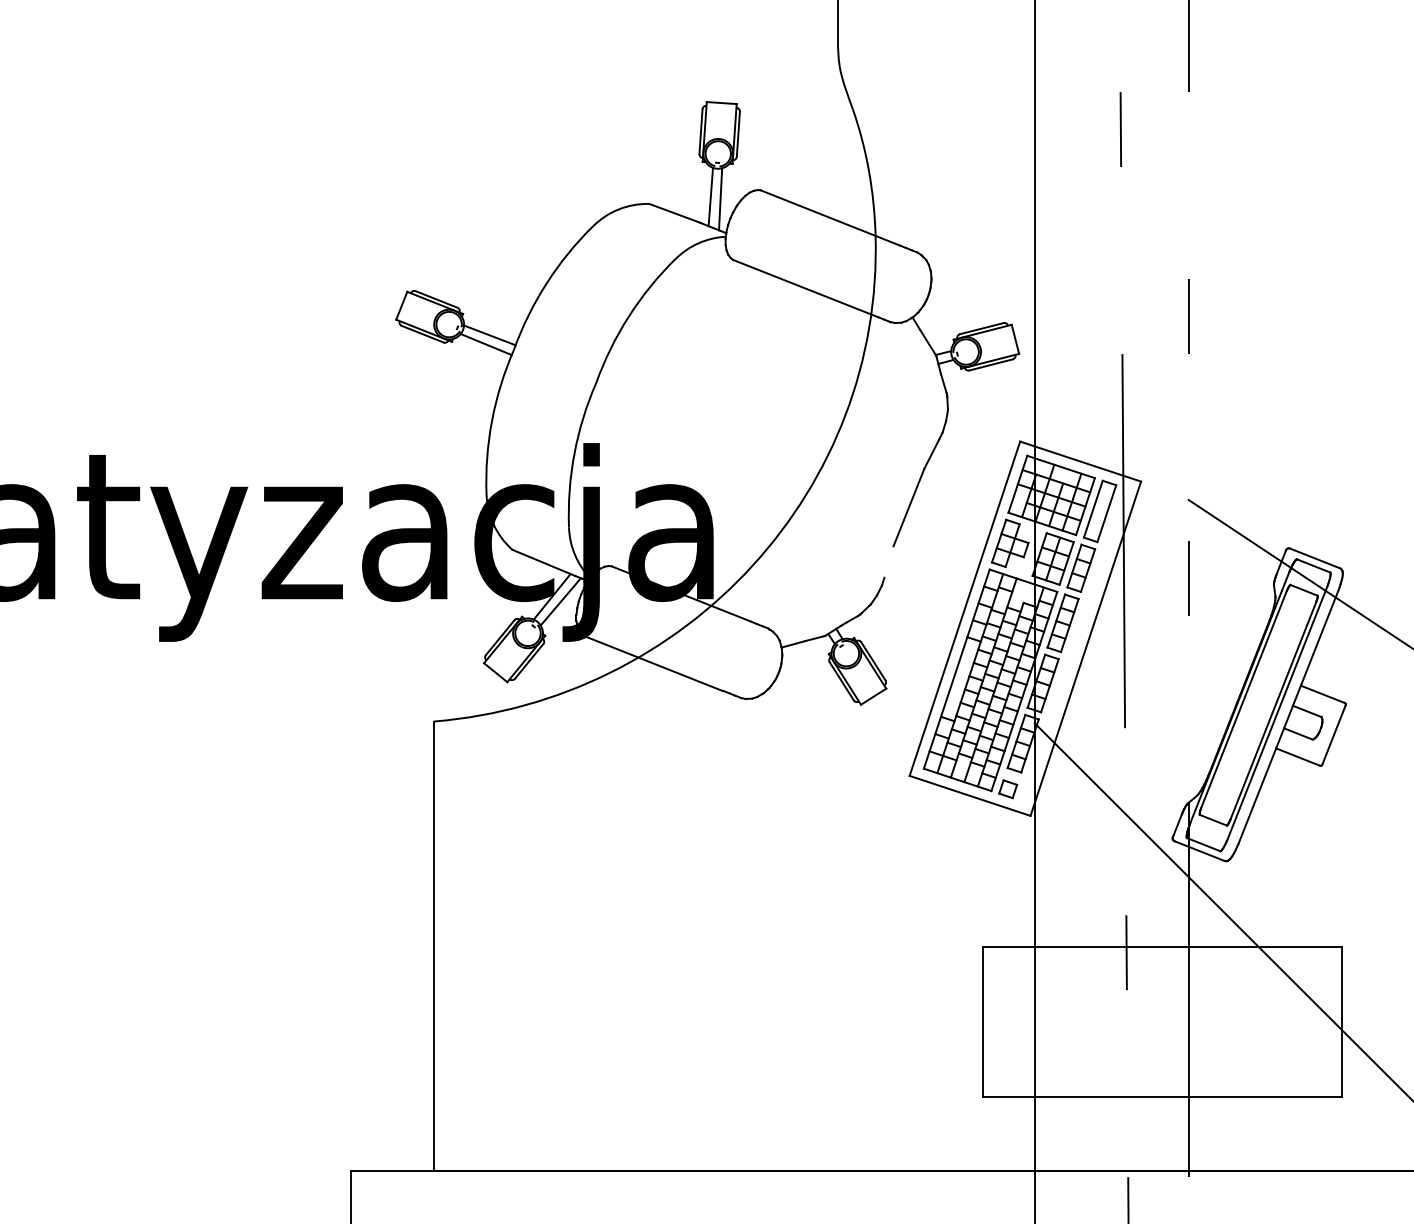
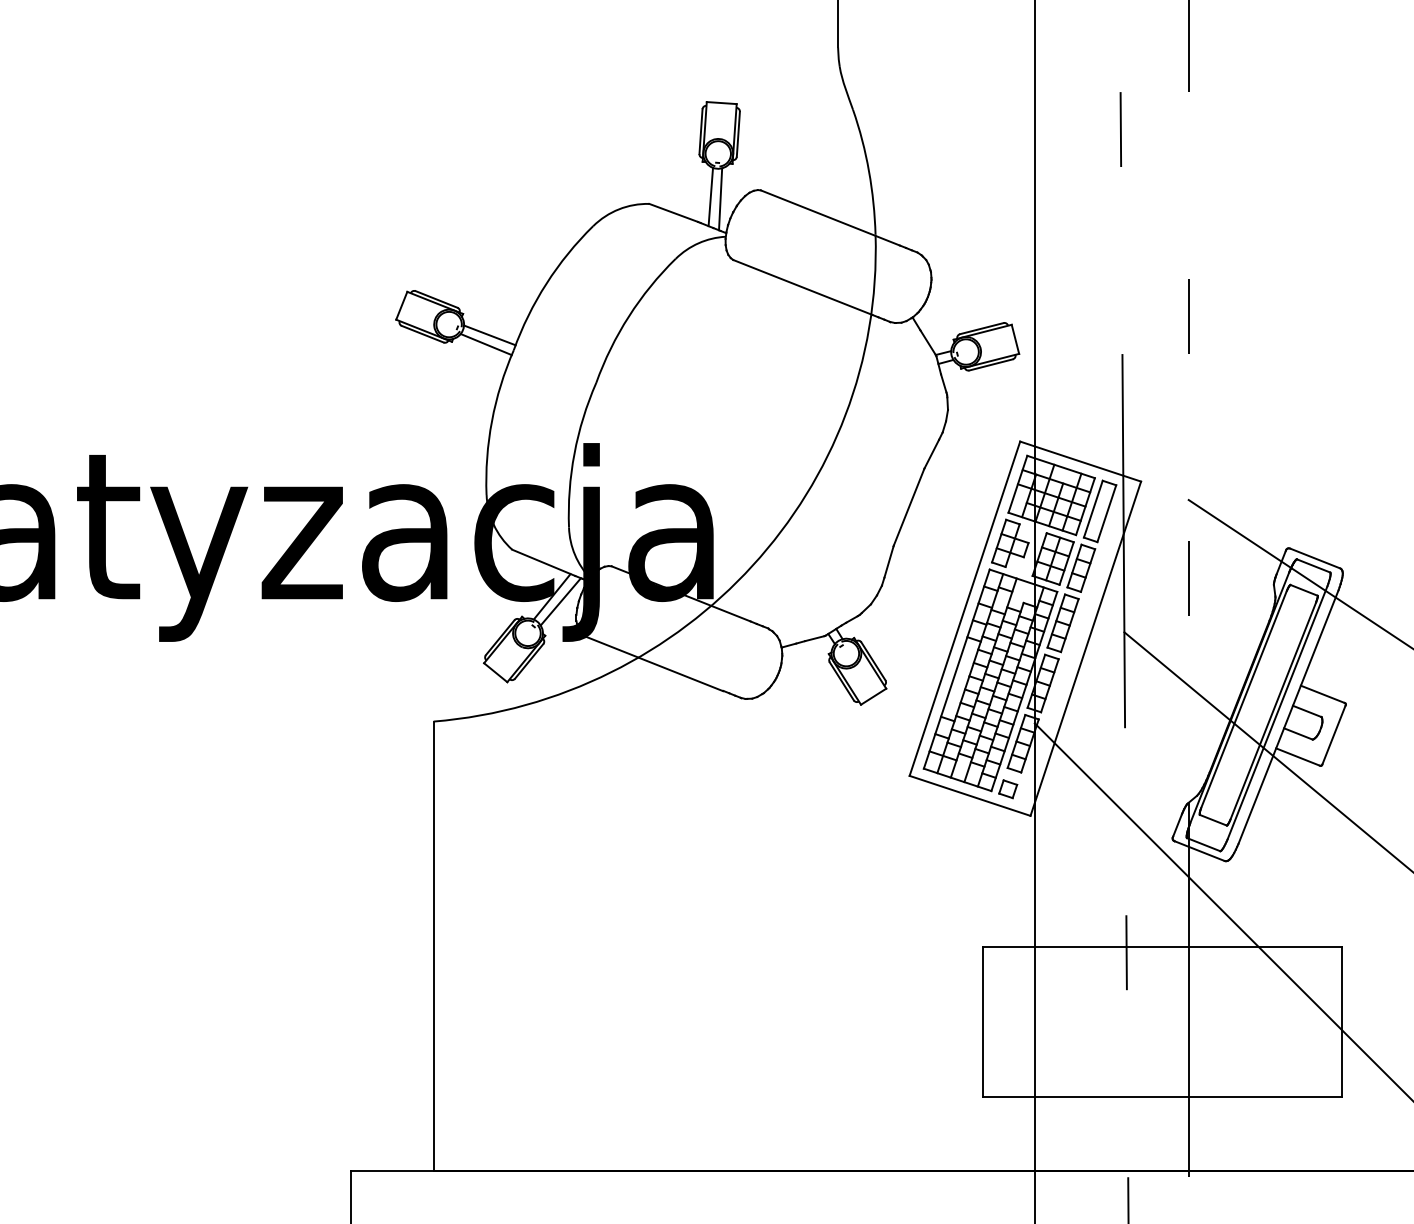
line: none -> present (888, 561)
line: none -> present (1267, 751)
